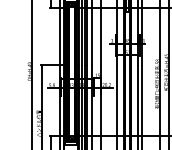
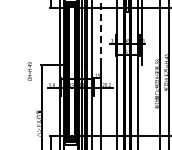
line: solid -> dashed (101, 32)
line: present -> none (32, 74)
line: present -> none (141, 106)
